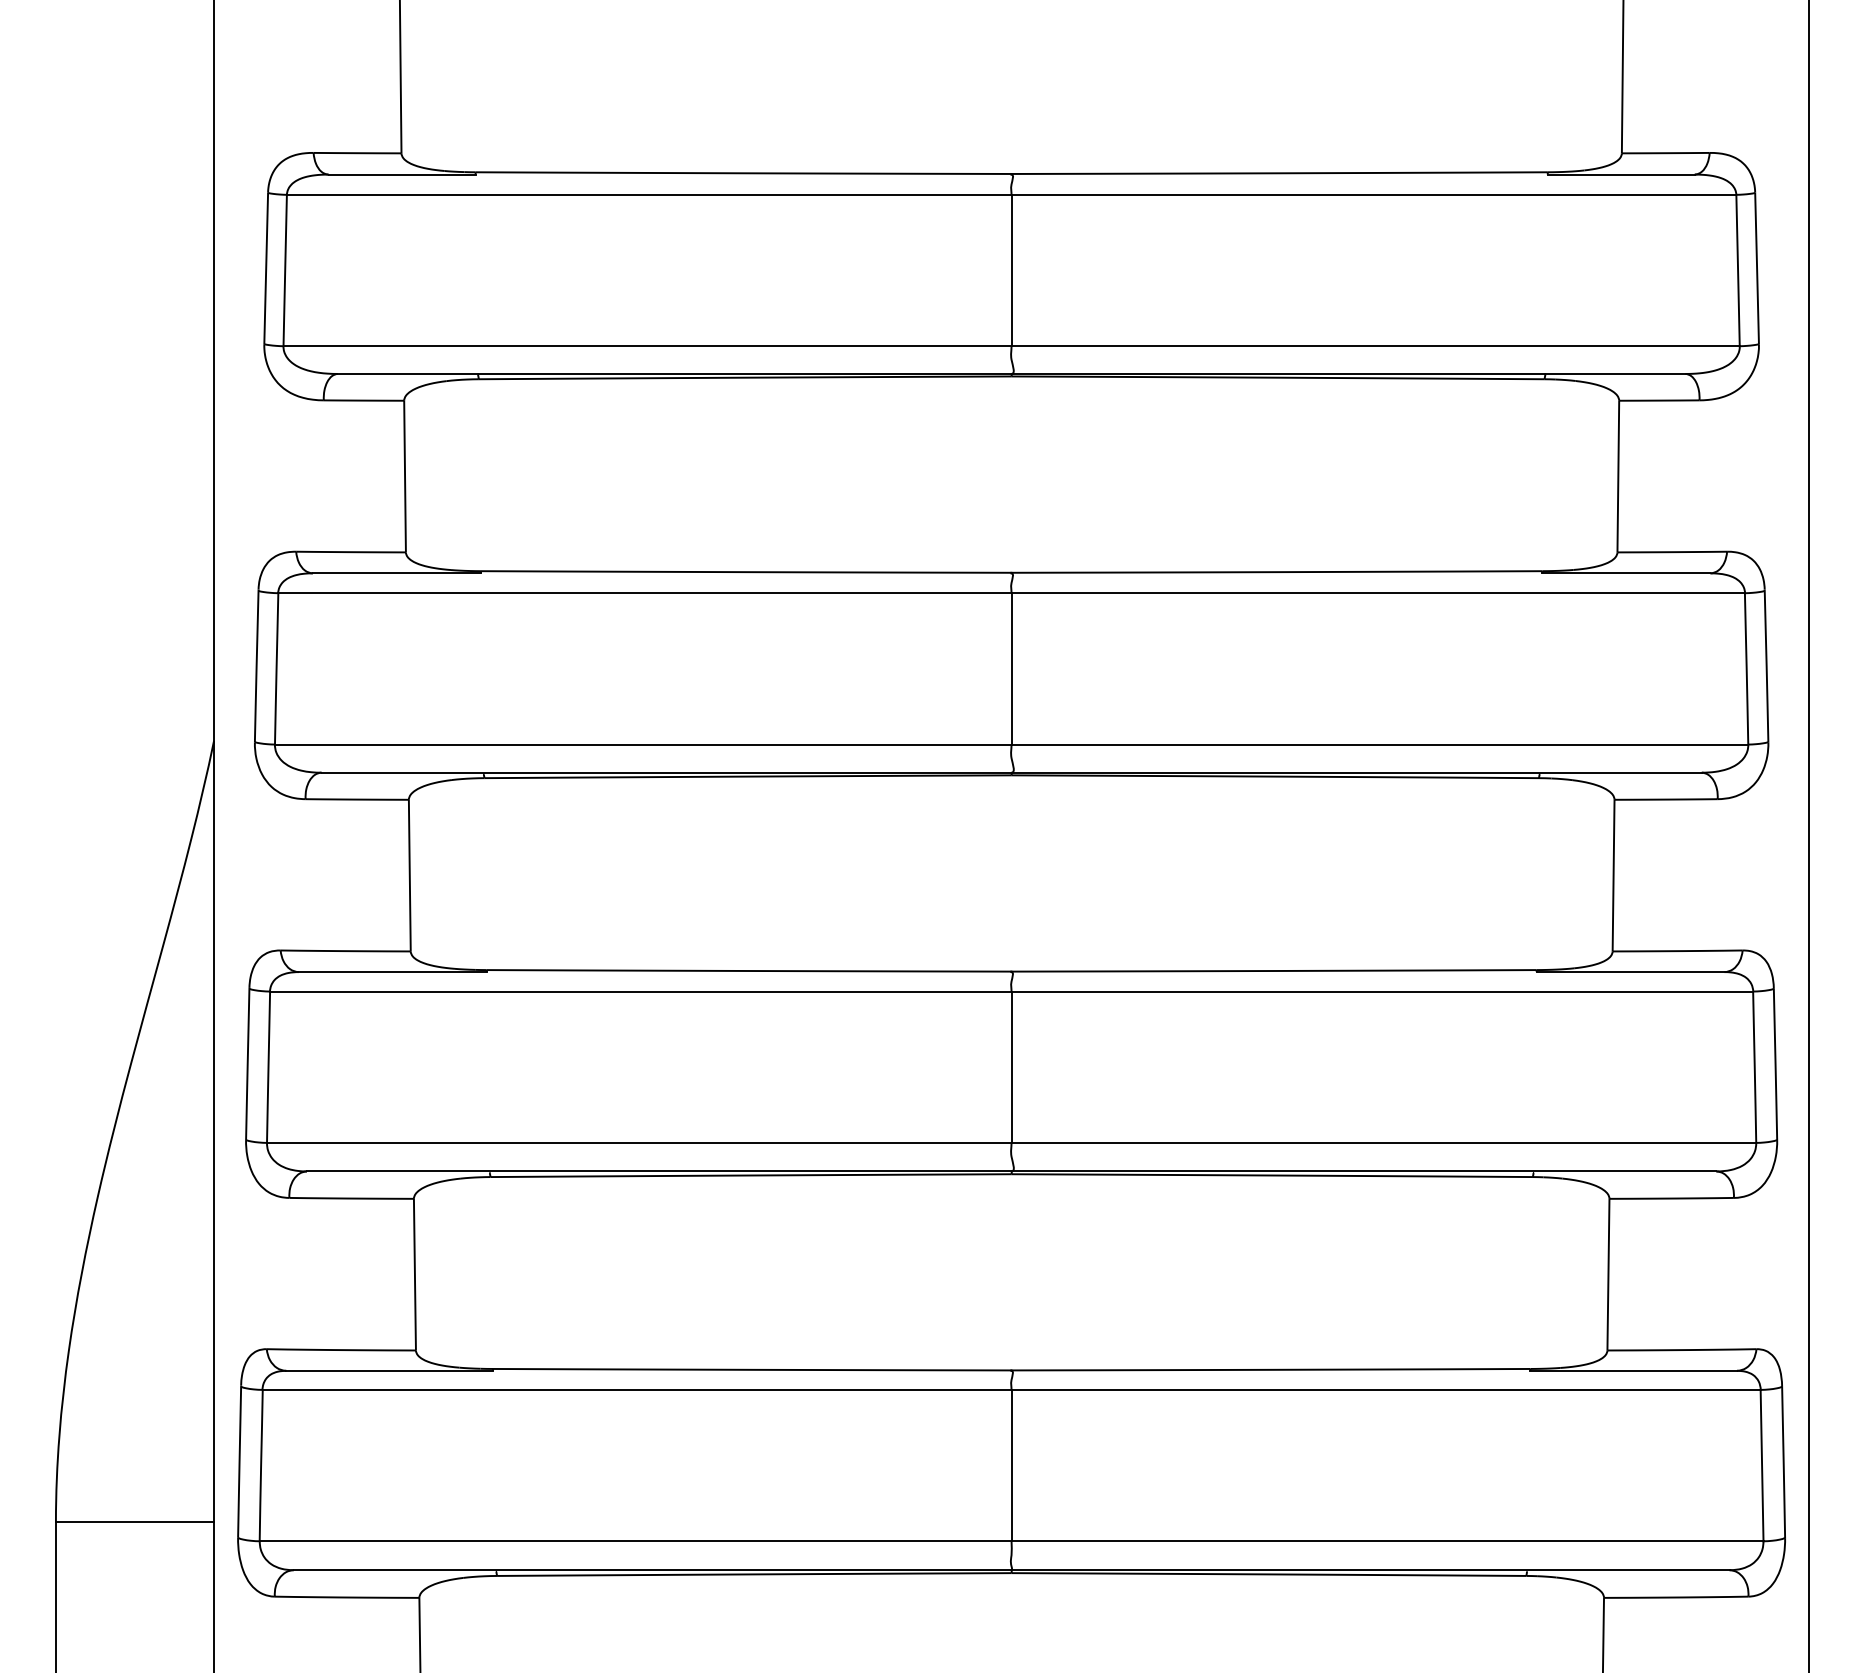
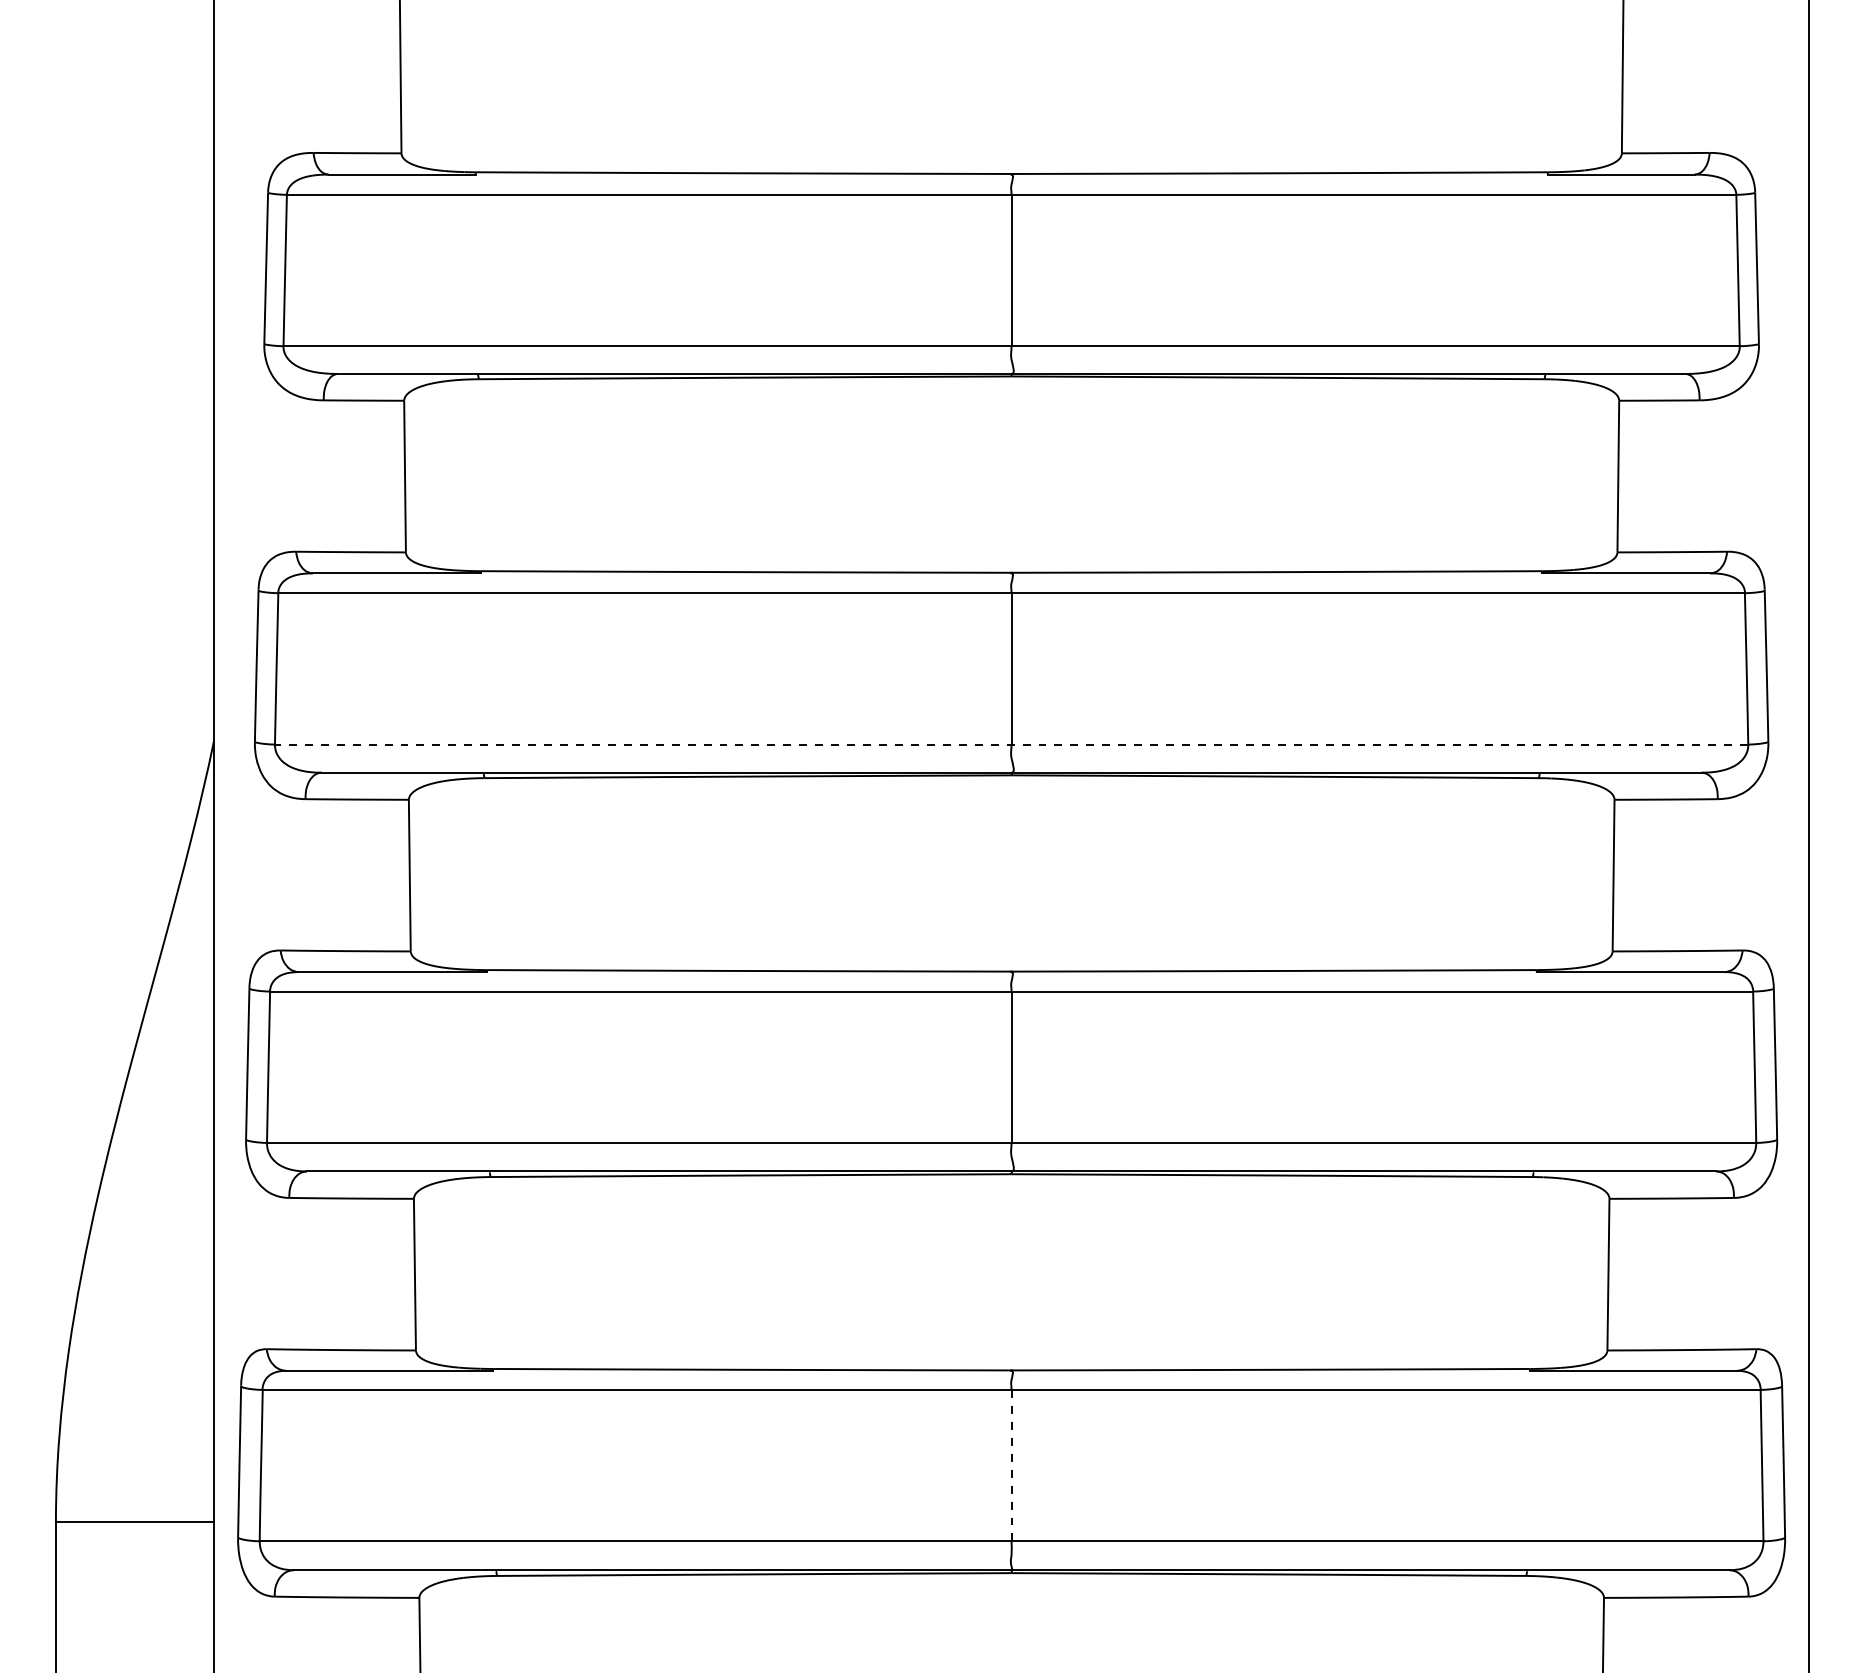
line: solid -> dashed (1011, 744)
line: solid -> dashed (1011, 1465)
